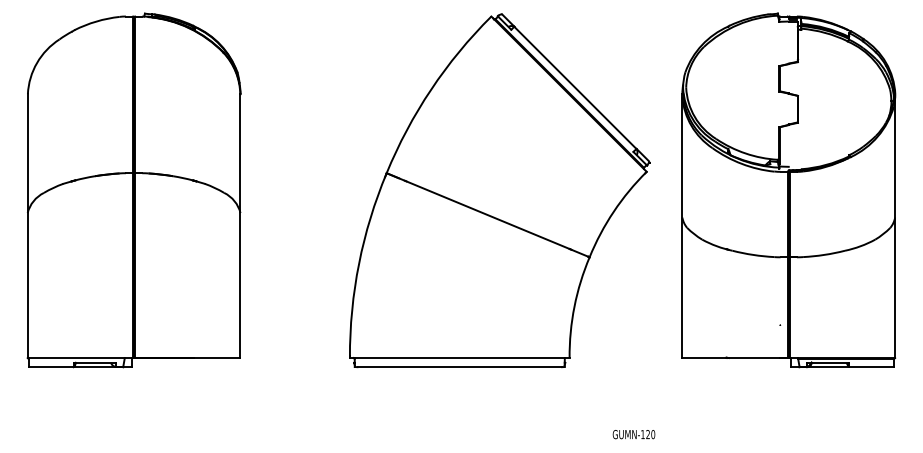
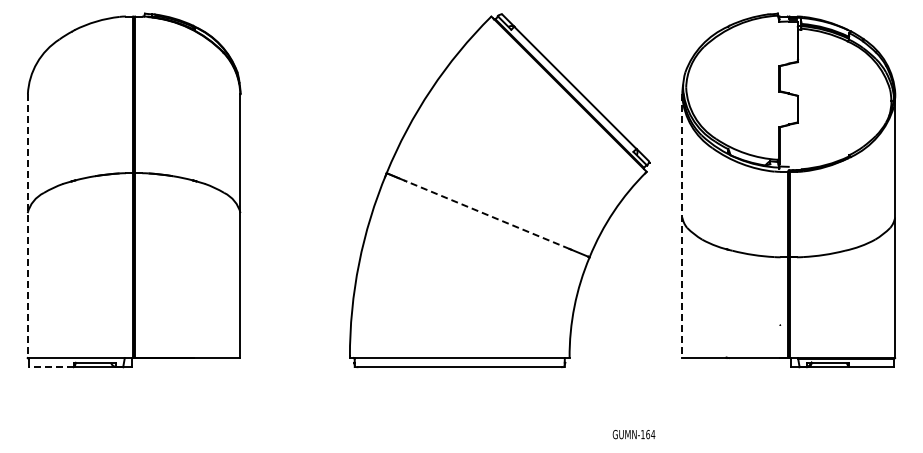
line: solid -> dashed (487, 214)
line: solid -> dashed (27, 226)
line: solid -> dashed (682, 226)
line: solid -> dashed (50, 366)
text: GUMN-120 -> GUMN-164 (650, 434)
